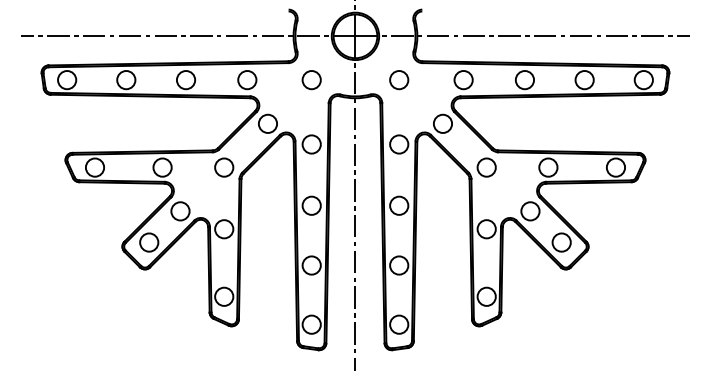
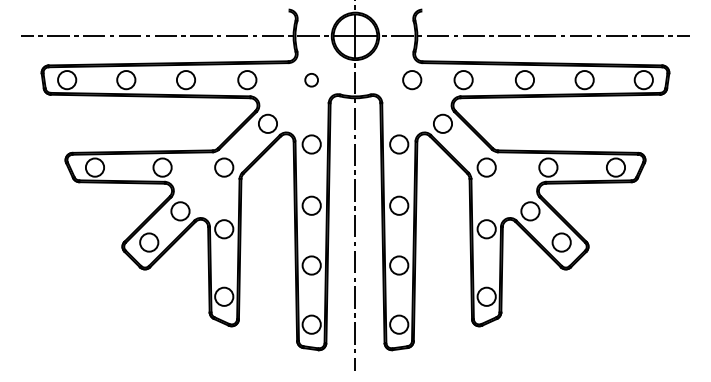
circle size: 21x21 px -> 15x15 px (311, 80)
circle position: (399, 80) -> (412, 80) (412, 80)
